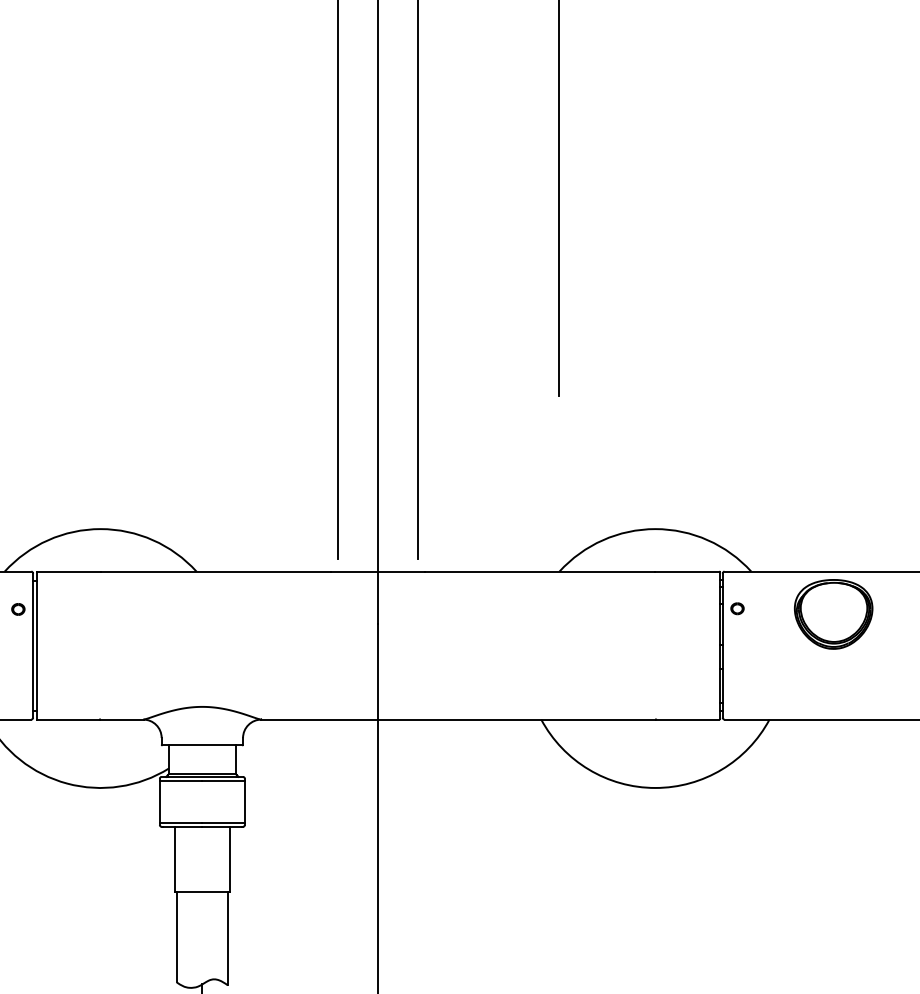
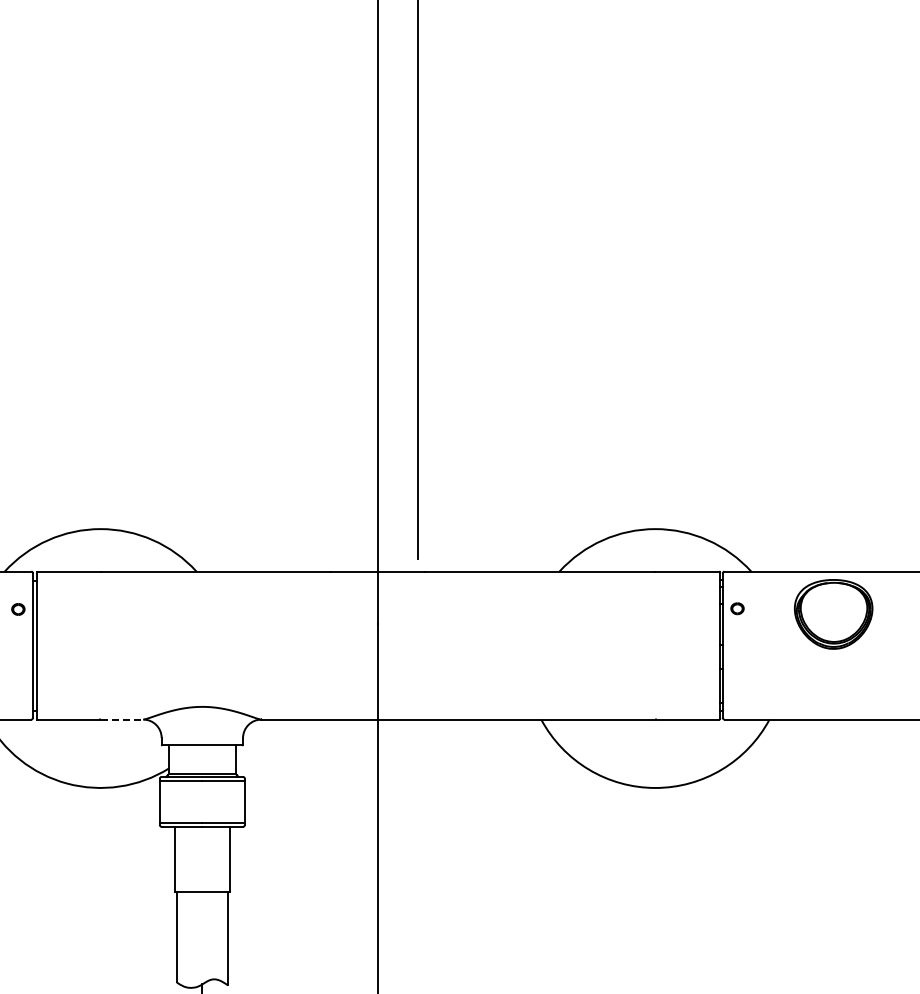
line: present -> none (559, 198)
line: present -> none (337, 280)
line: solid -> dashed (122, 719)
